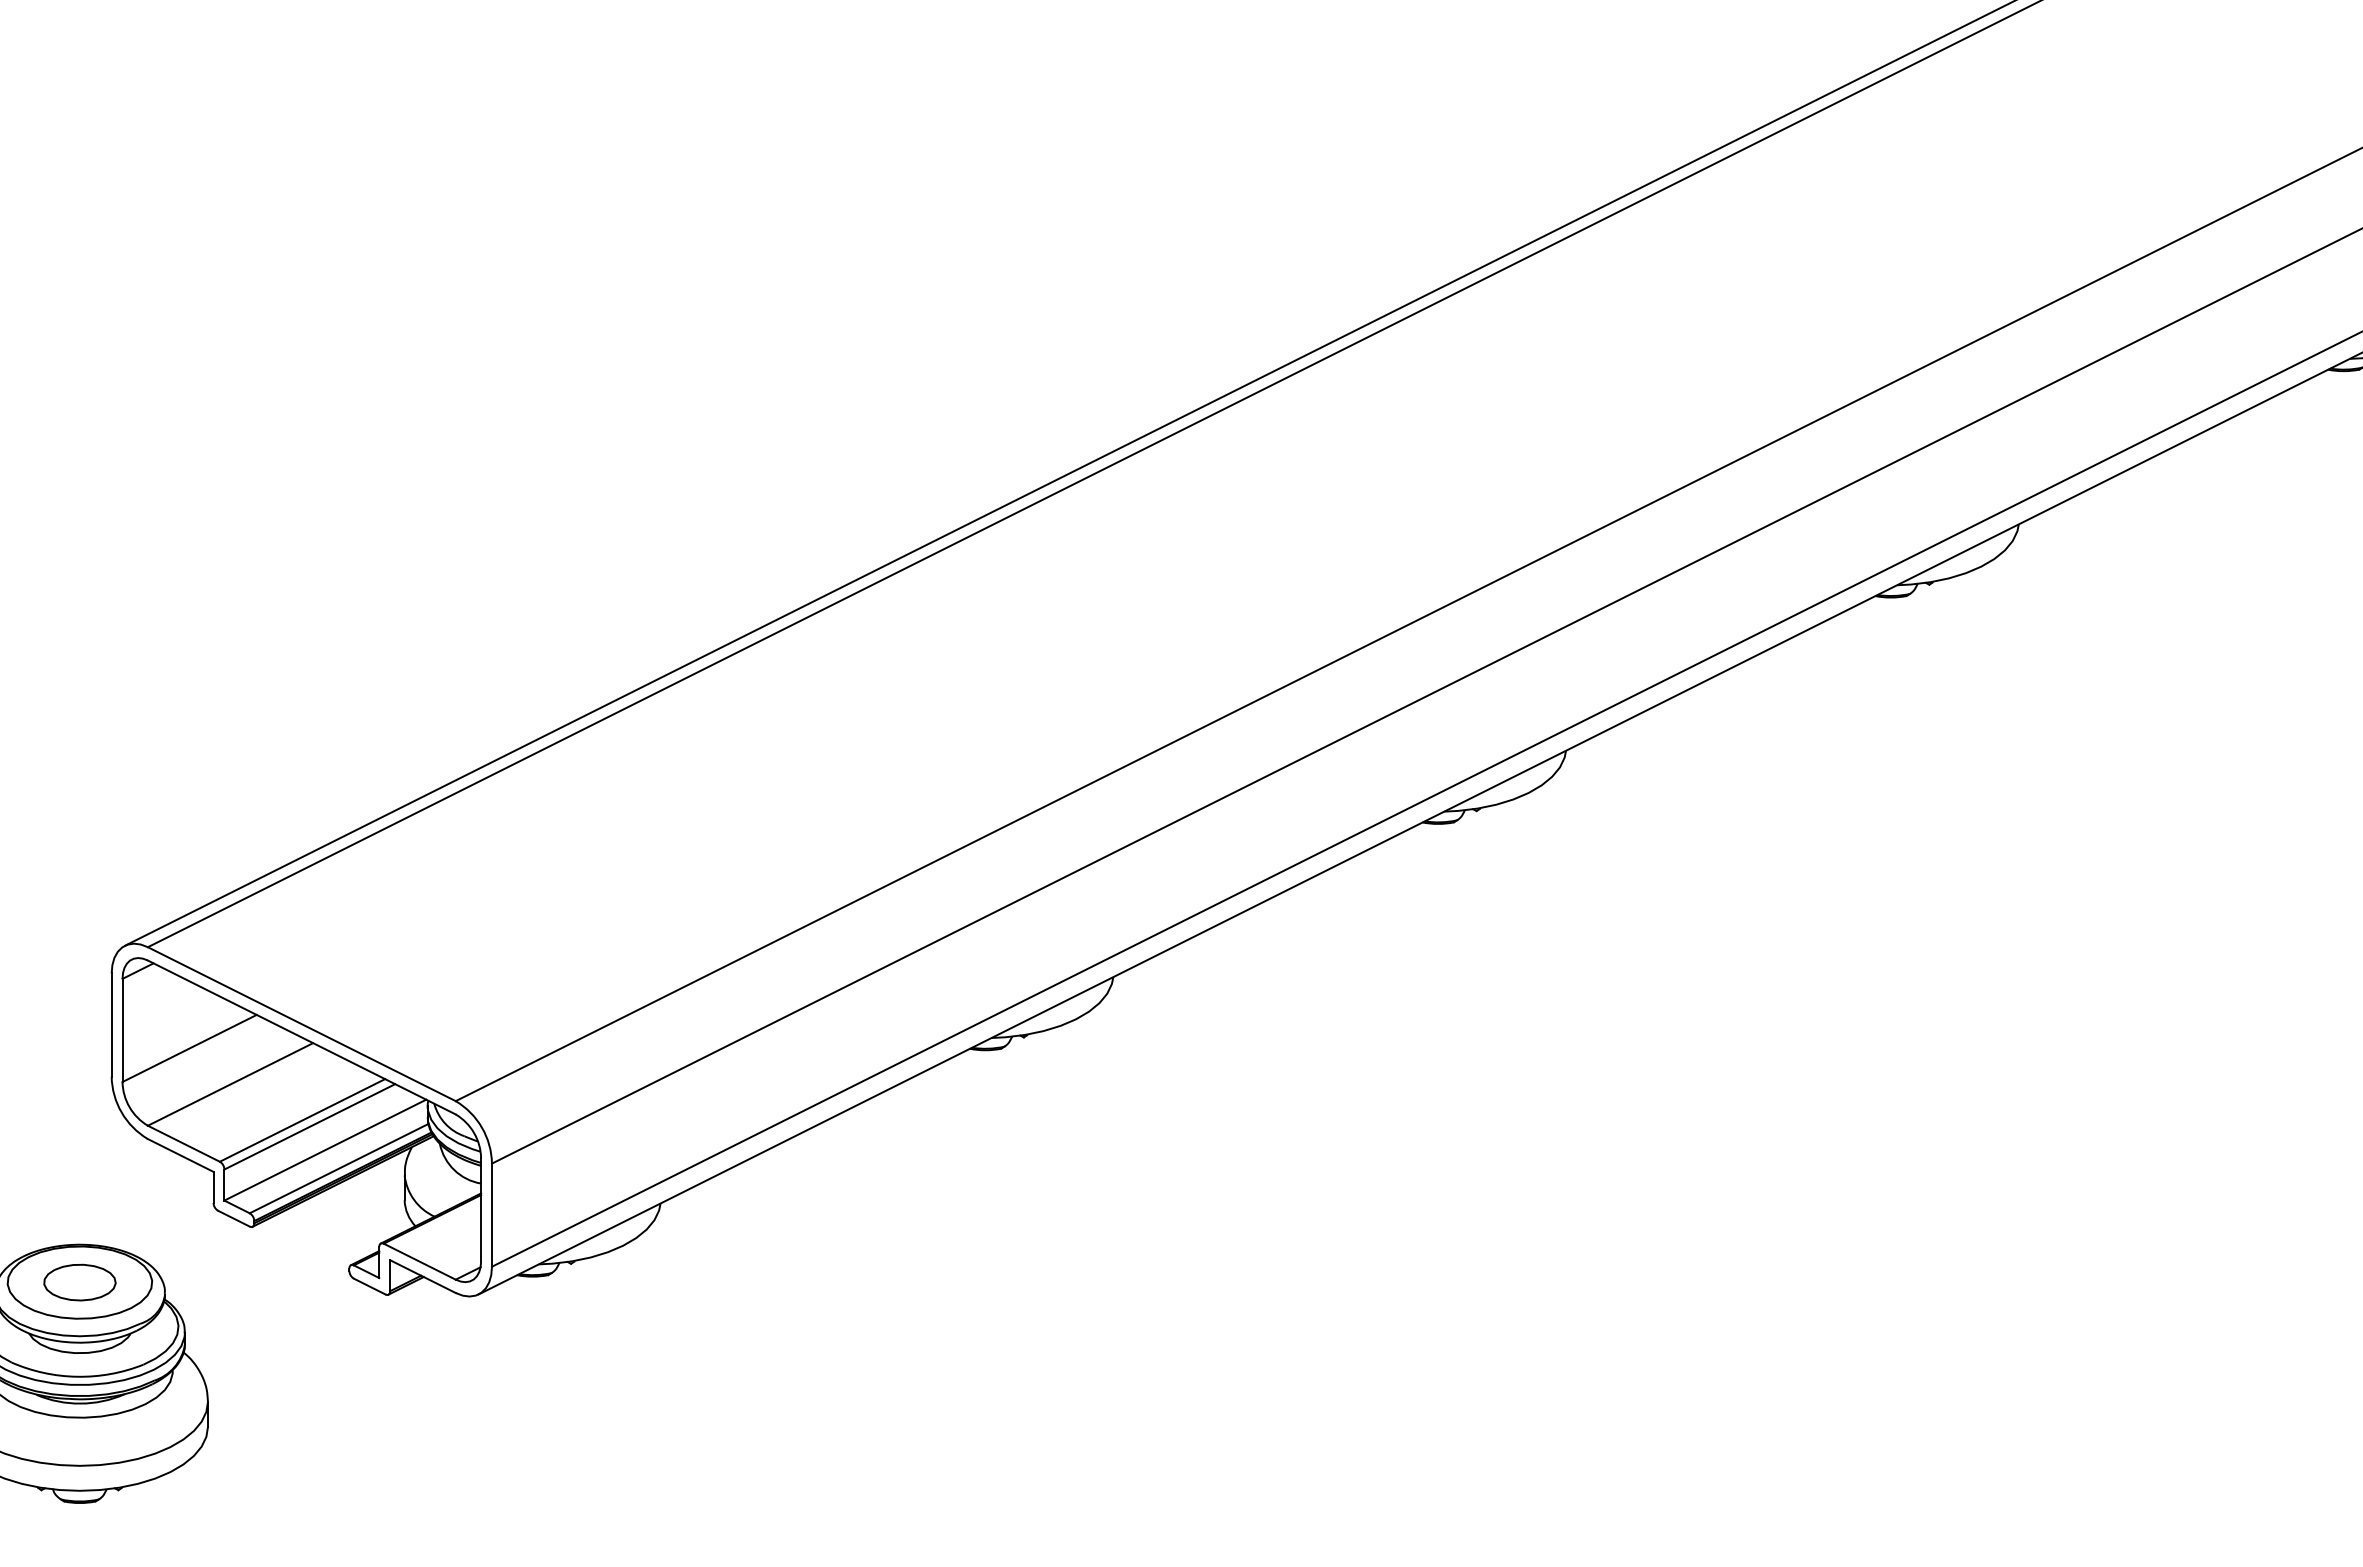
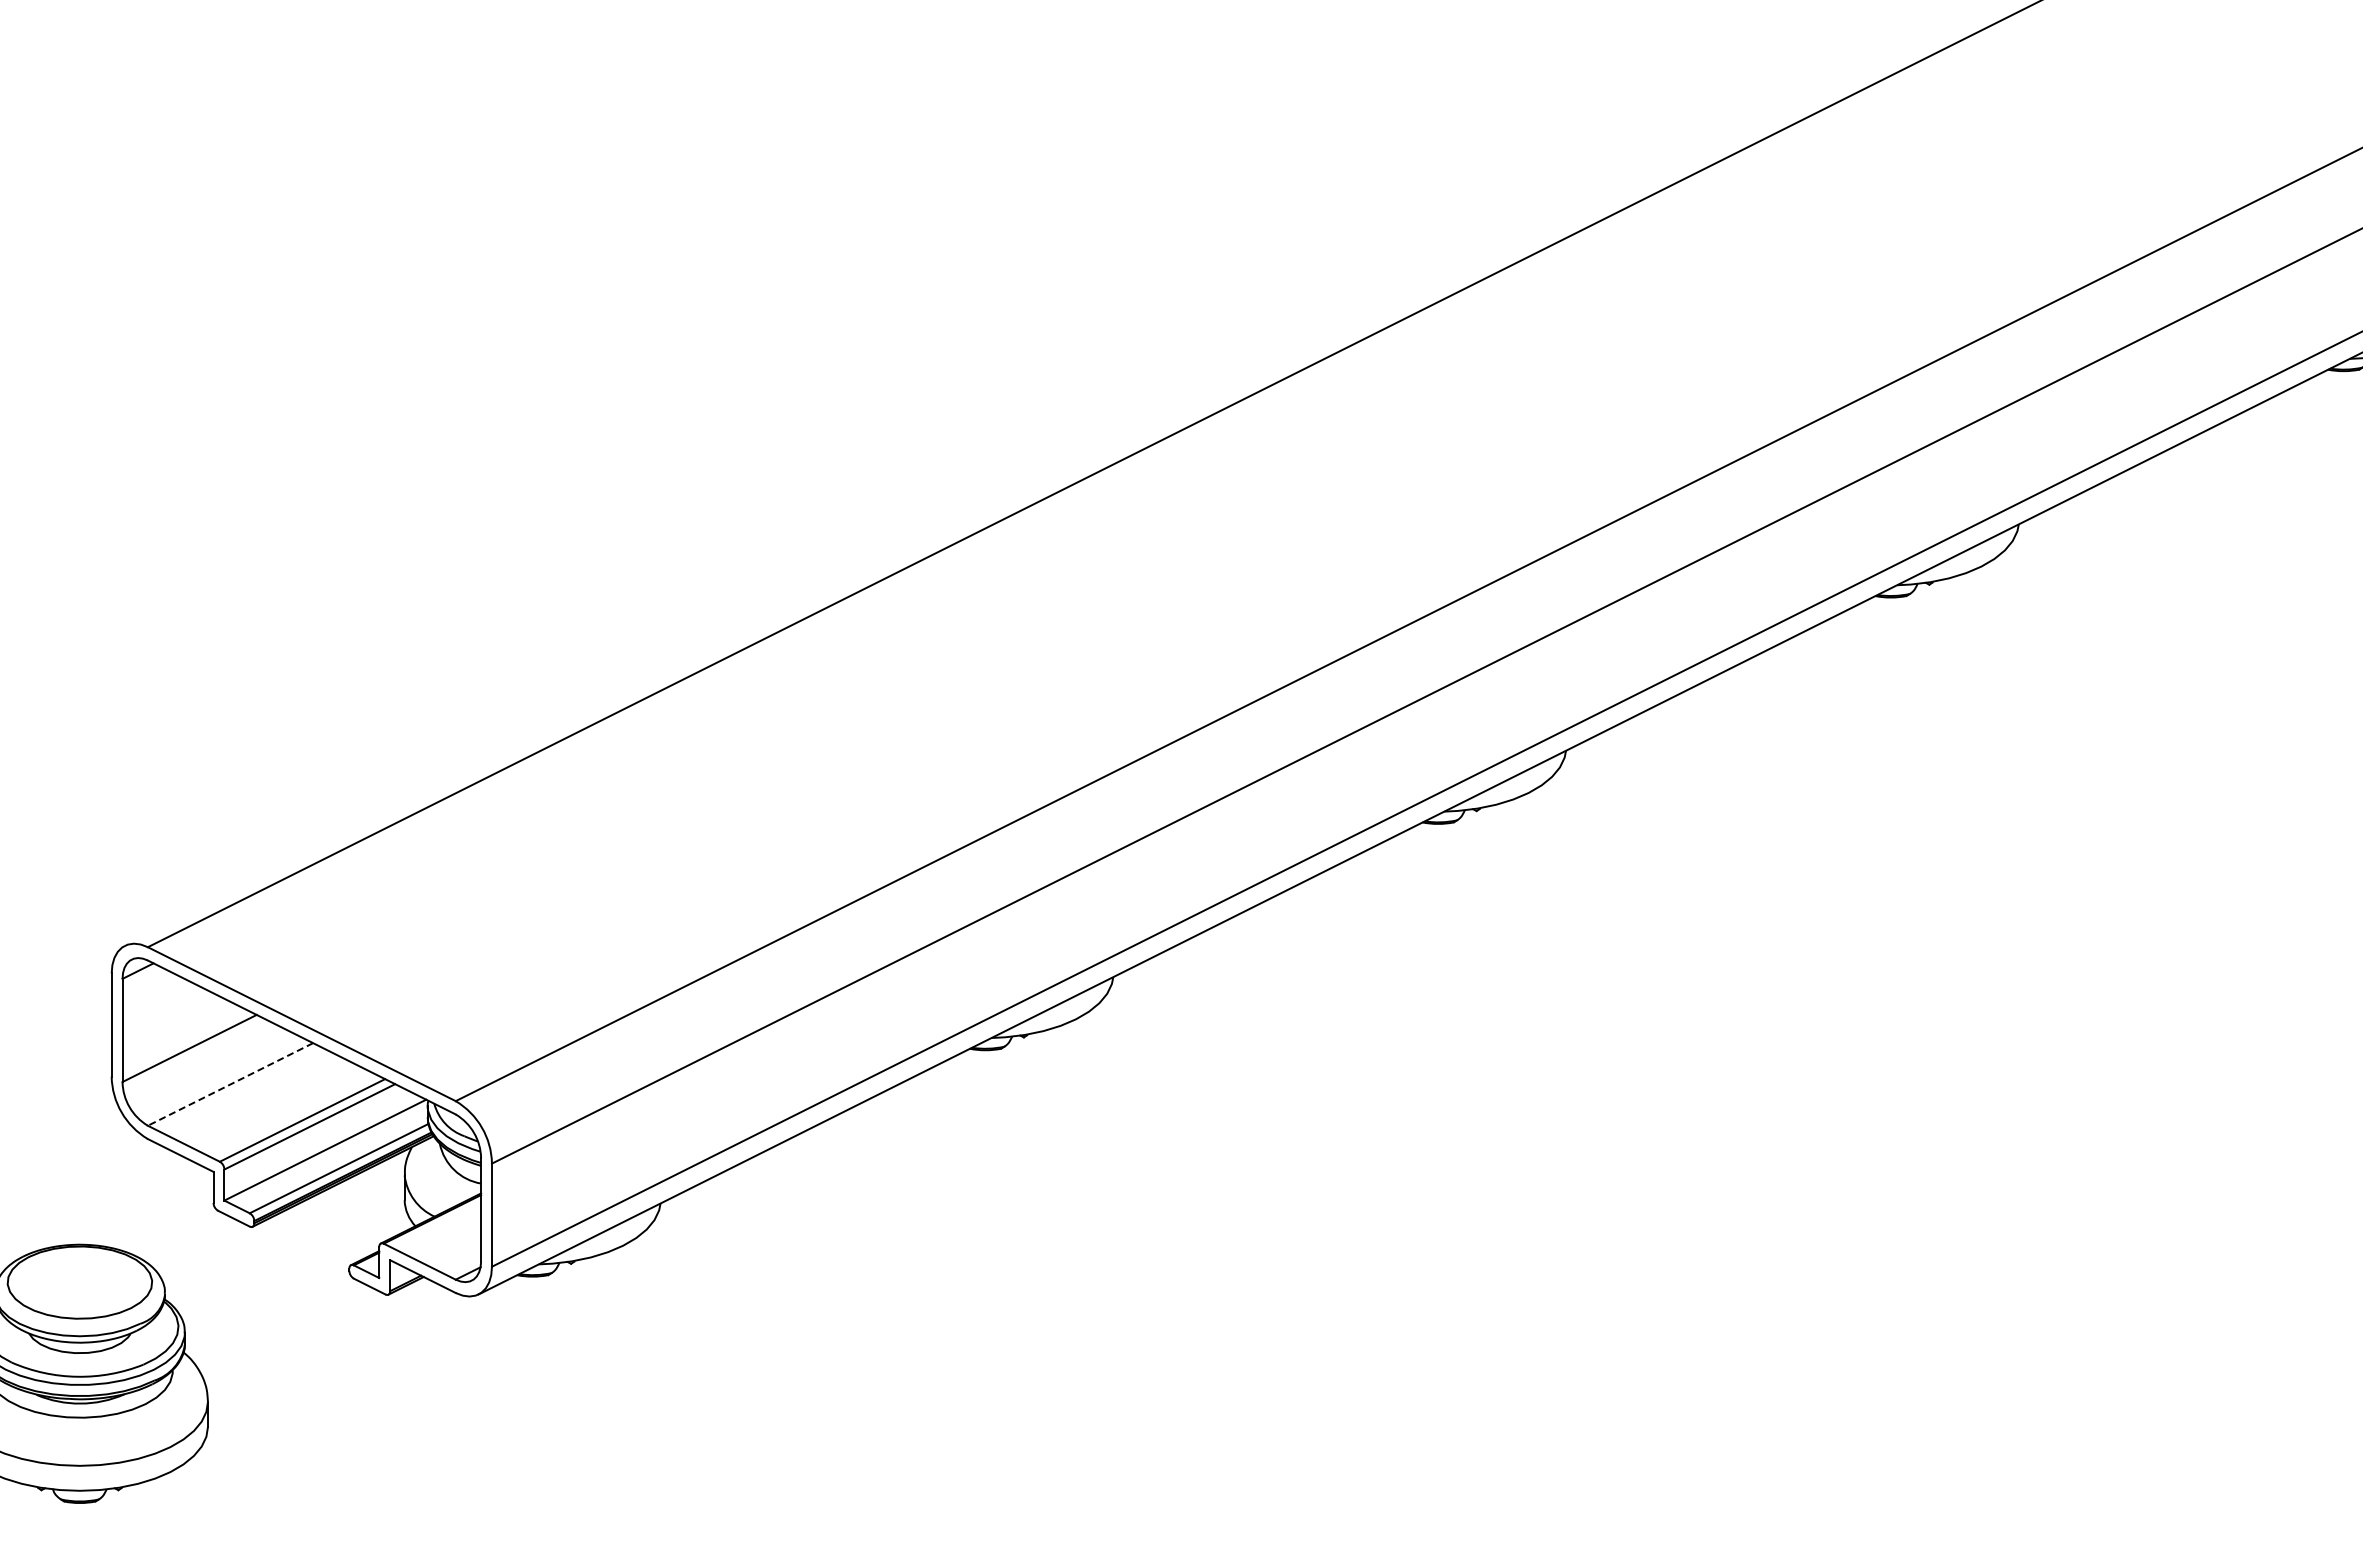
line: present -> none (1068, 473)
line: solid -> dashed (230, 1084)
part: present -> none (79, 1282)
